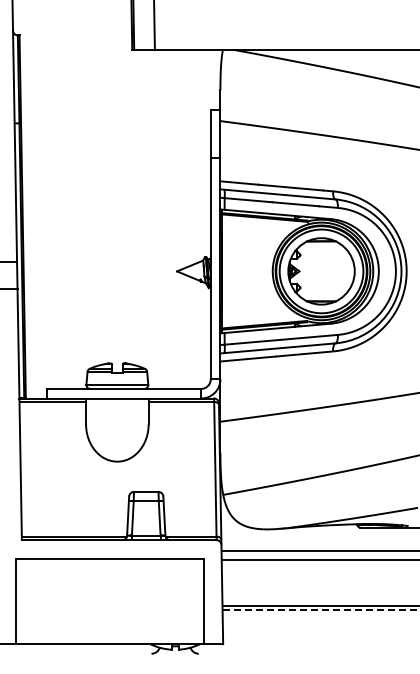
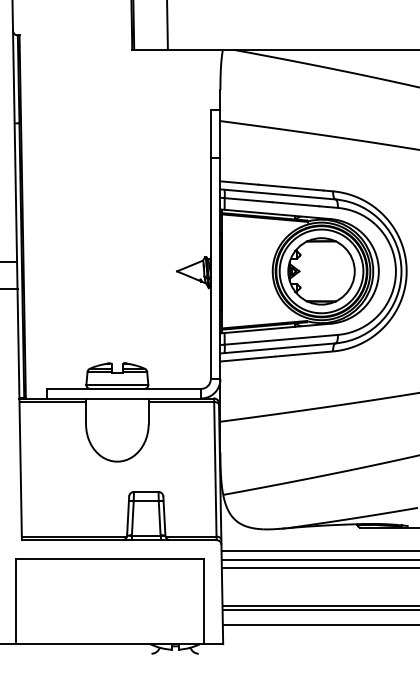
line position: (154, 25) -> (167, 25) (167, 25)
line: none -> present (318, 568)
line: dashed -> solid (321, 610)
line: none -> present (319, 624)
